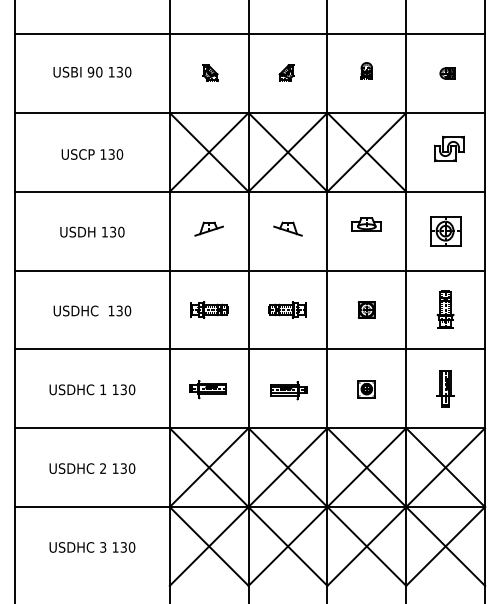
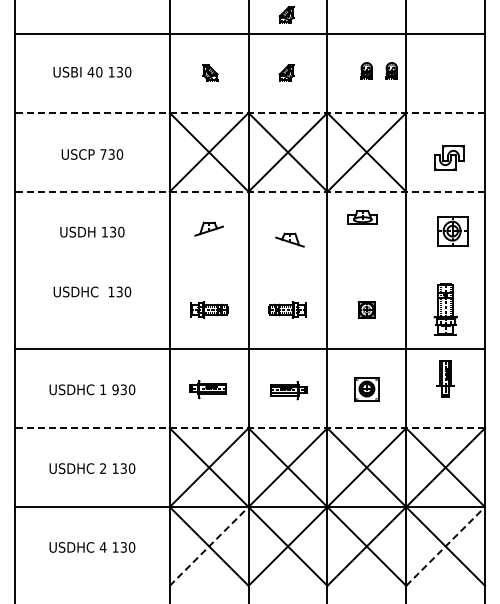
part: none -> present (286, 14)
part: none -> present (391, 70)
text: 90 -> 40 (90, 71)
part: present -> none (447, 73)
line: solid -> dashed (249, 112)
part position: (449, 148) -> (449, 157) (449, 157)
text: 130 -> 730 (103, 154)
line: solid -> dashed (249, 191)
part position: (366, 224) -> (362, 217) (362, 217)
part position: (287, 228) -> (289, 239) (289, 239)
part position: (445, 231) -> (452, 231) (452, 231)
line: present -> none (249, 270)
part size: 19x39 px -> 25x53 px (445, 309)
text position: (92, 310) -> (92, 291) (92, 291)
part position: (445, 388) -> (445, 378) (445, 378)
text: 130 -> 930 (115, 389)
part size: 19x19 px -> 26x26 px (366, 389)
line: solid -> dashed (249, 428)
line: solid -> dashed (209, 546)
line: solid -> dashed (445, 546)
text: 3 -> 4 (102, 547)
